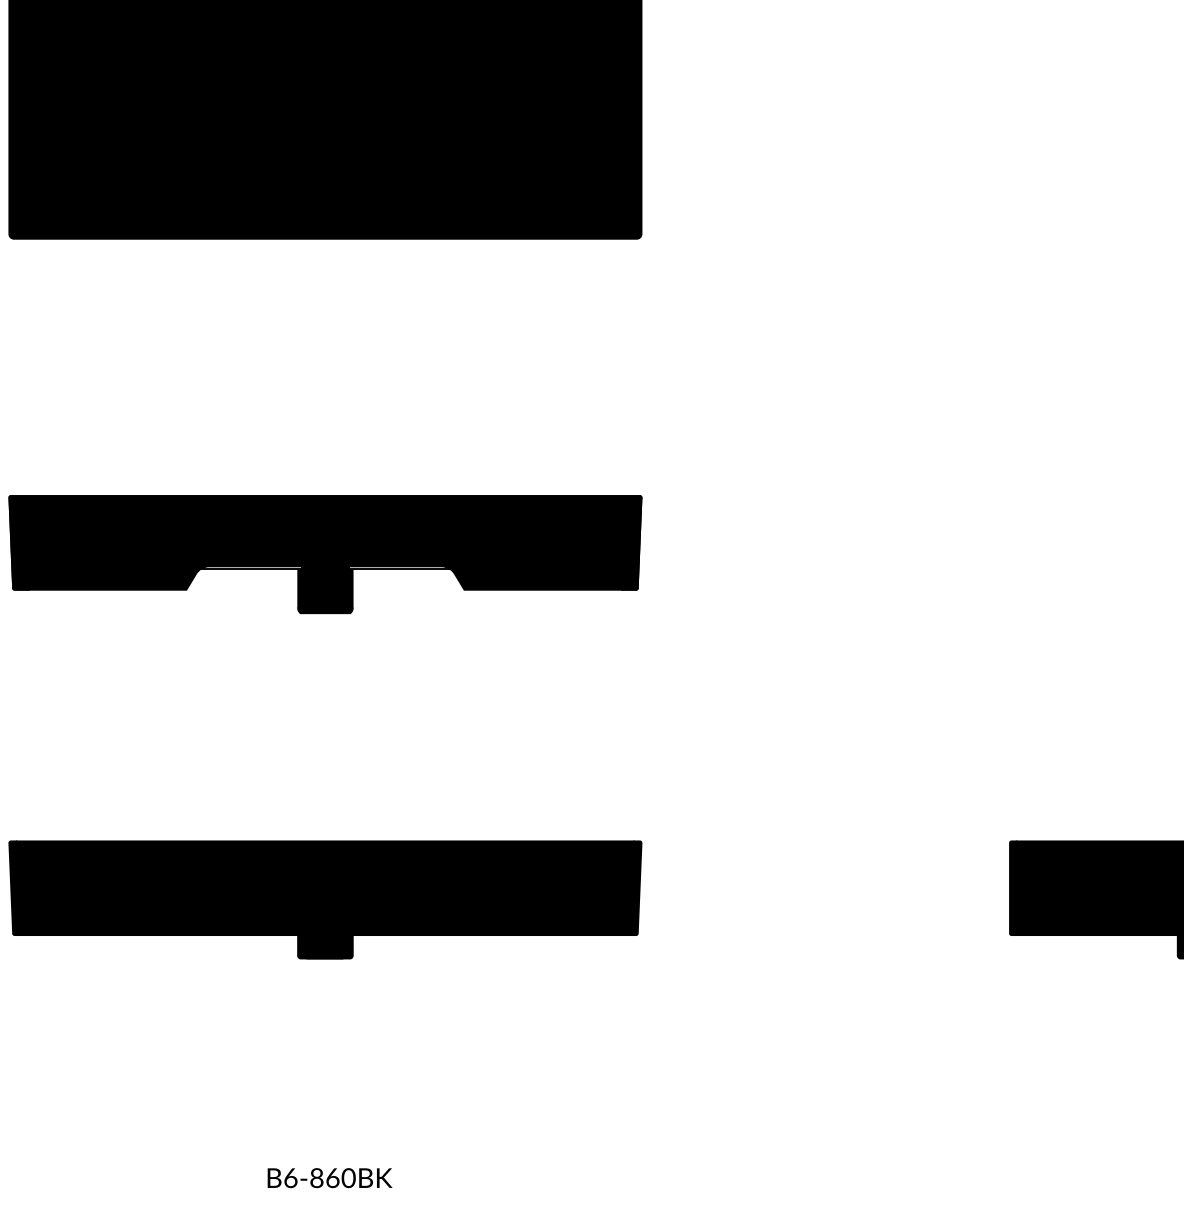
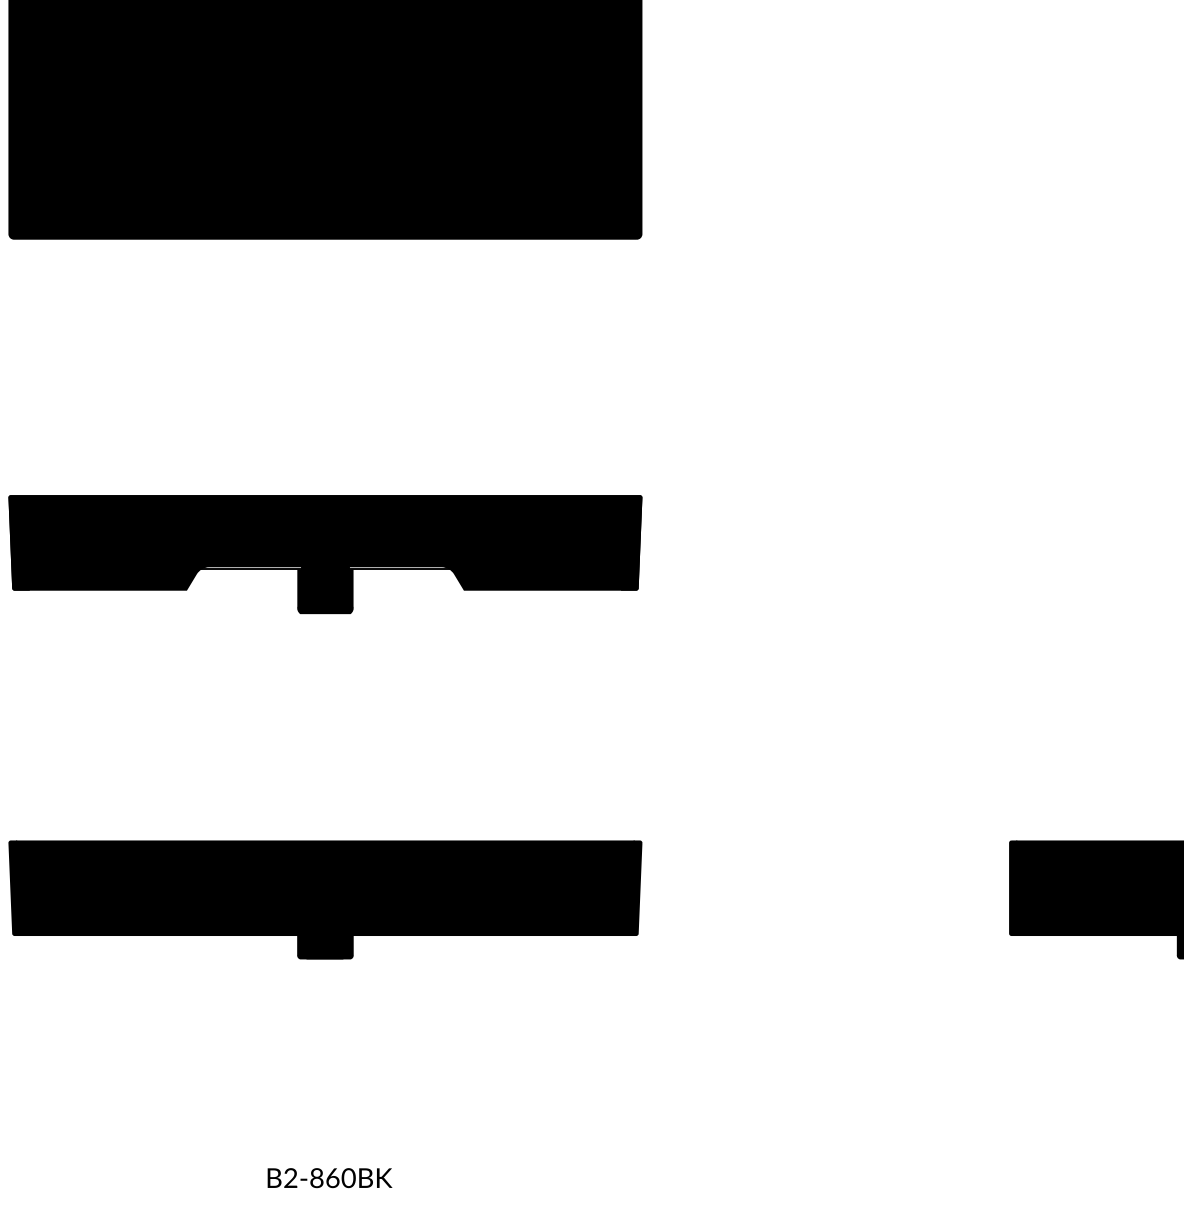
text: B6-860BK -> B2-860BK (290, 1178)
